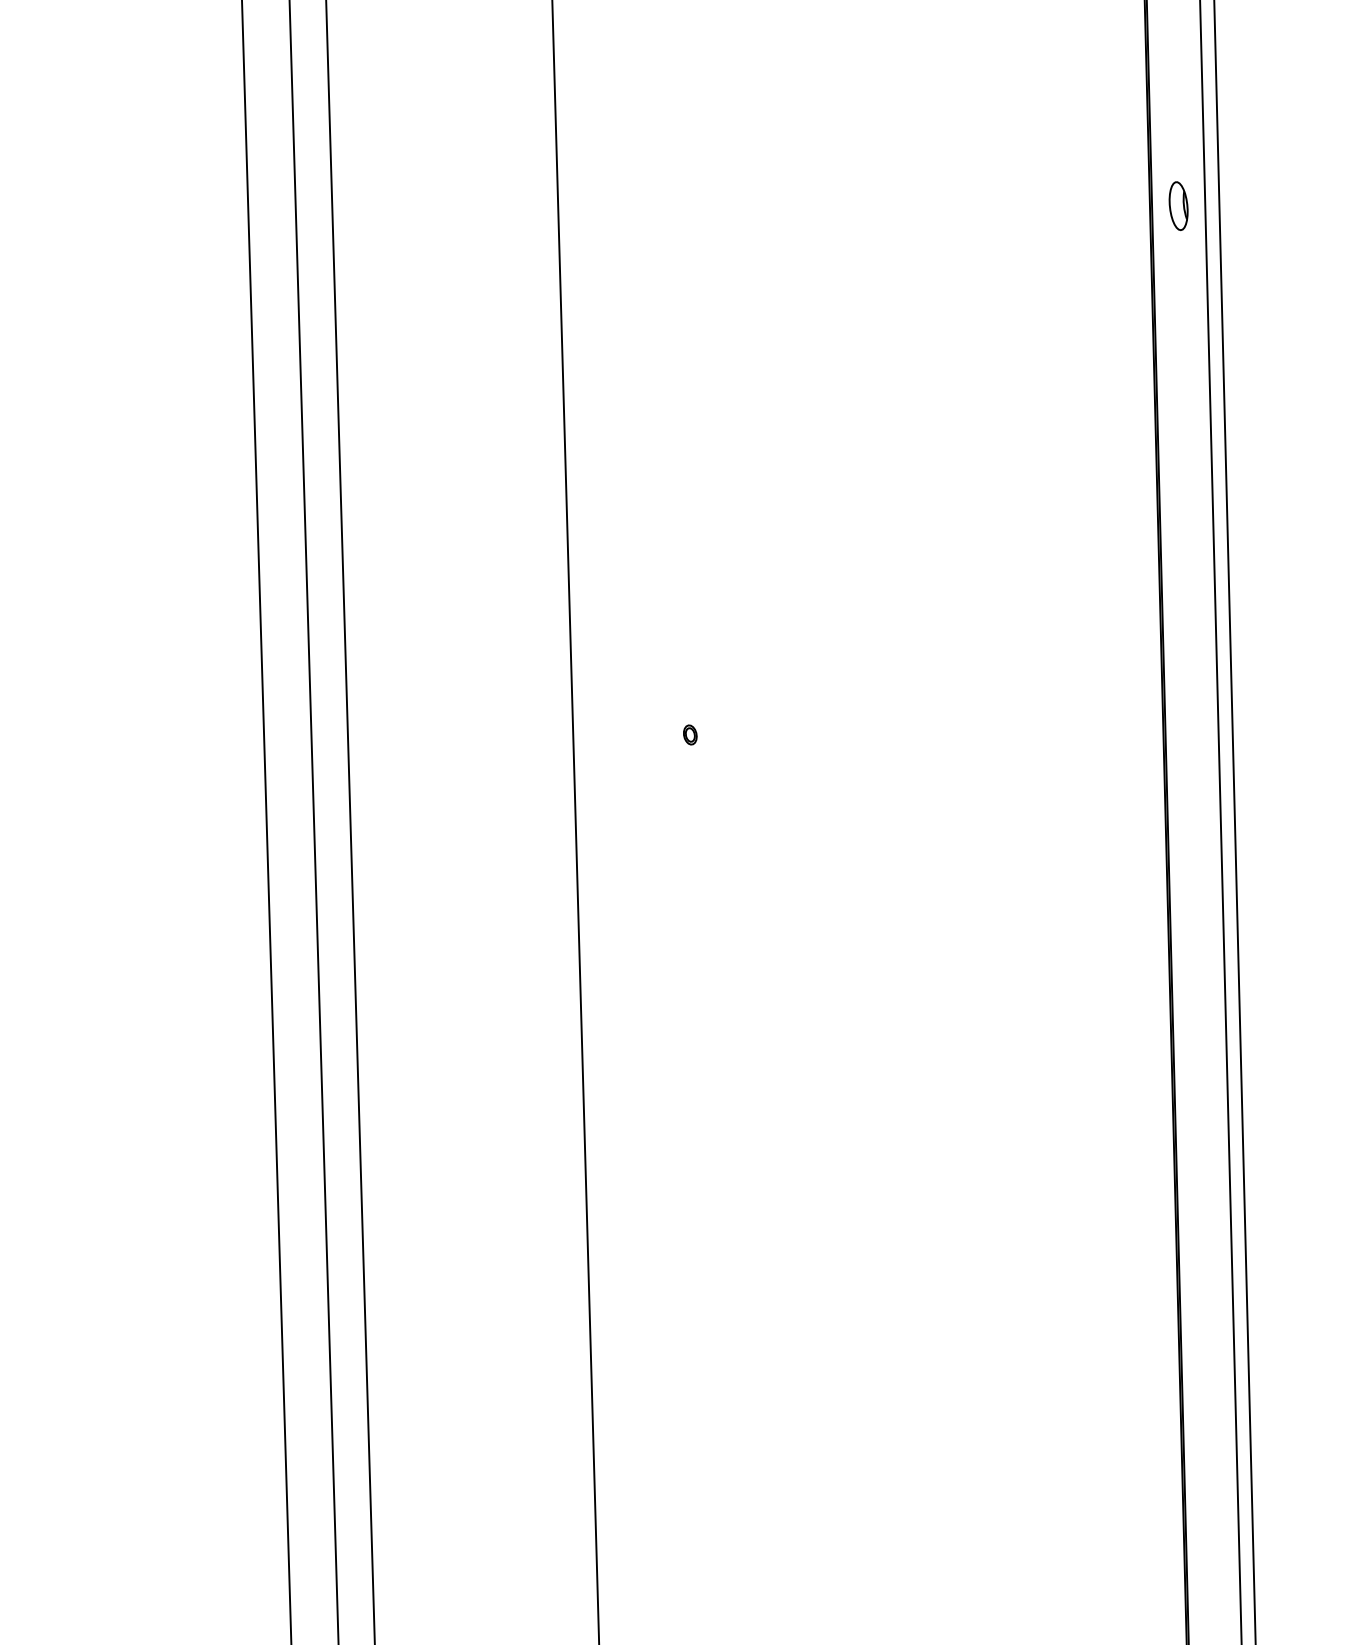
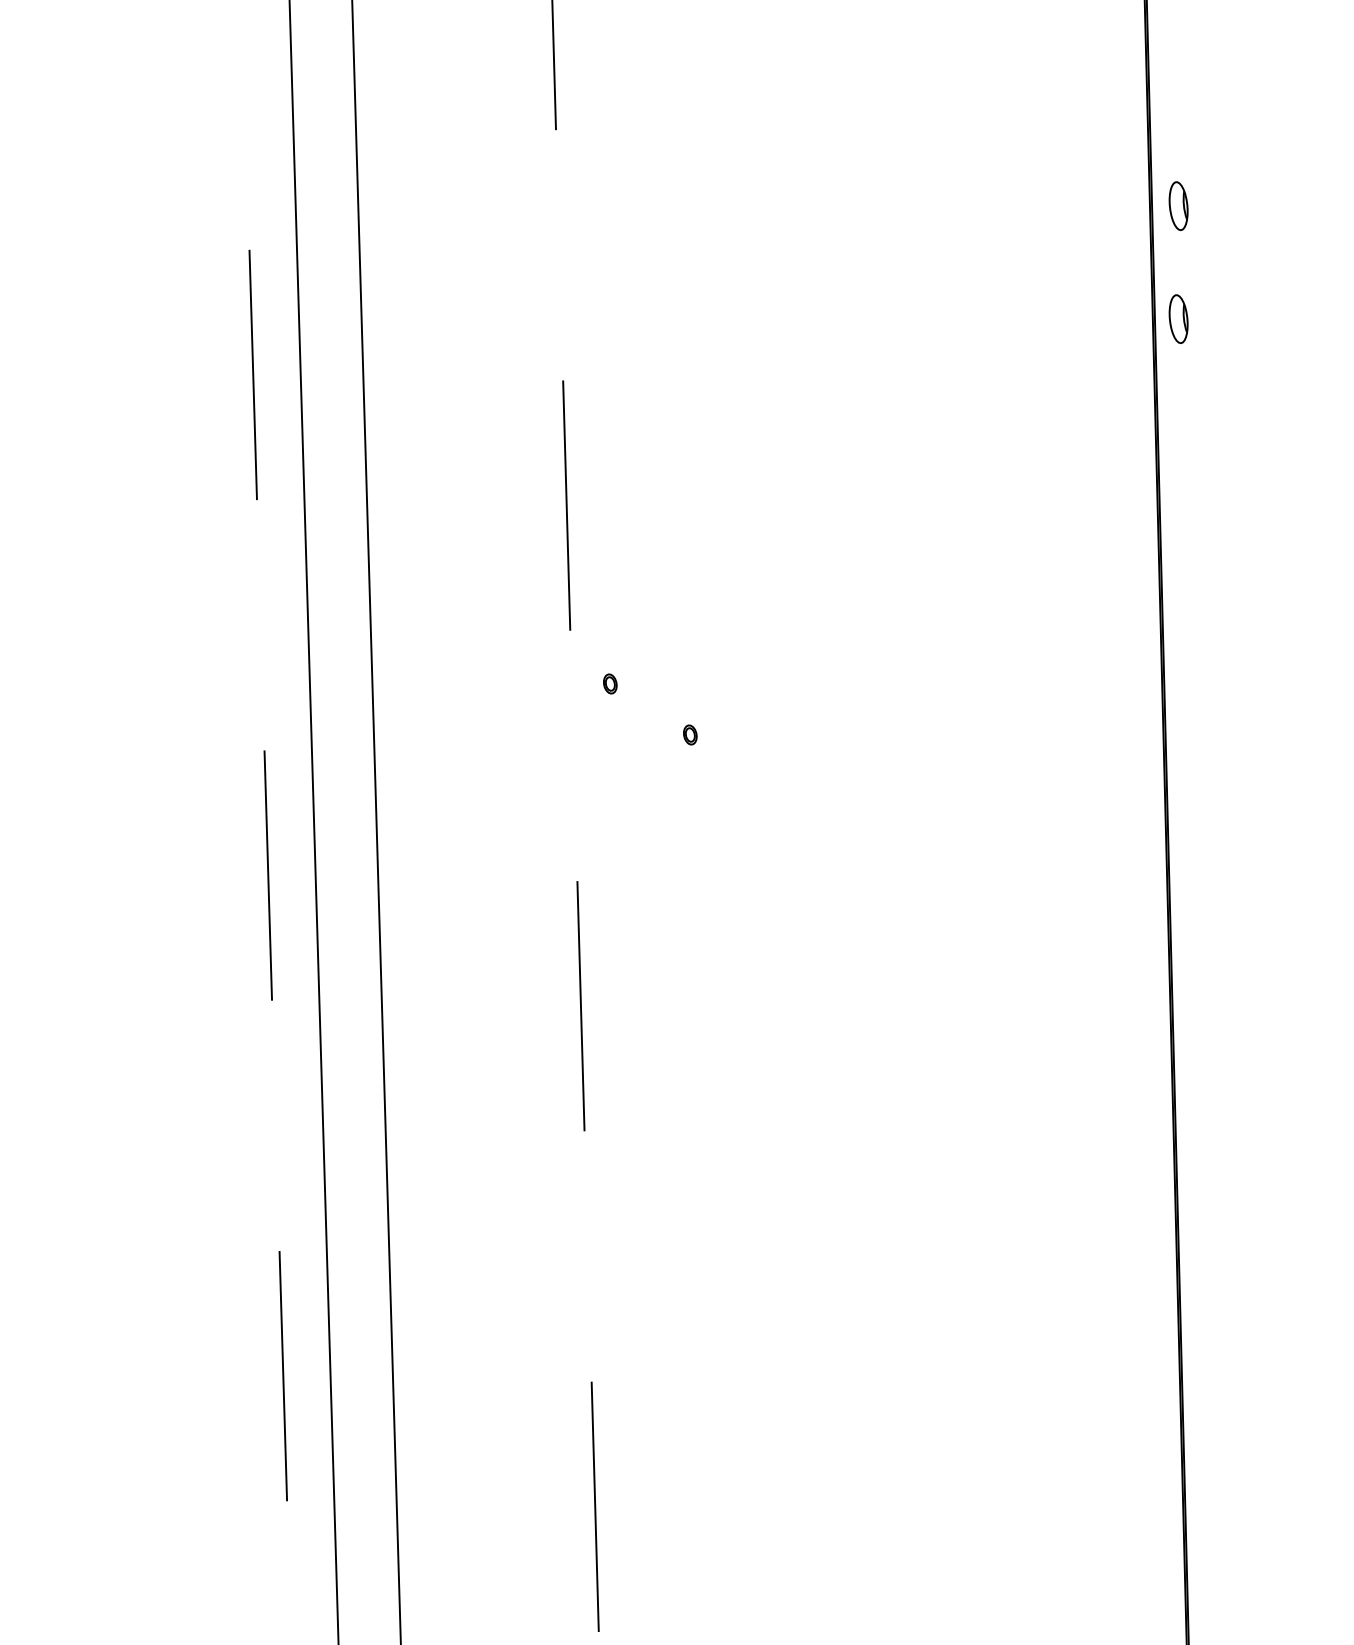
part: none -> present (1178, 318)
part: none -> present (610, 683)
line position: (350, 821) -> (376, 821) (376, 821)
line: present -> none (1220, 821)
line: present -> none (1234, 821)
line: solid -> dashed (266, 822)
line: solid -> dashed (575, 822)
